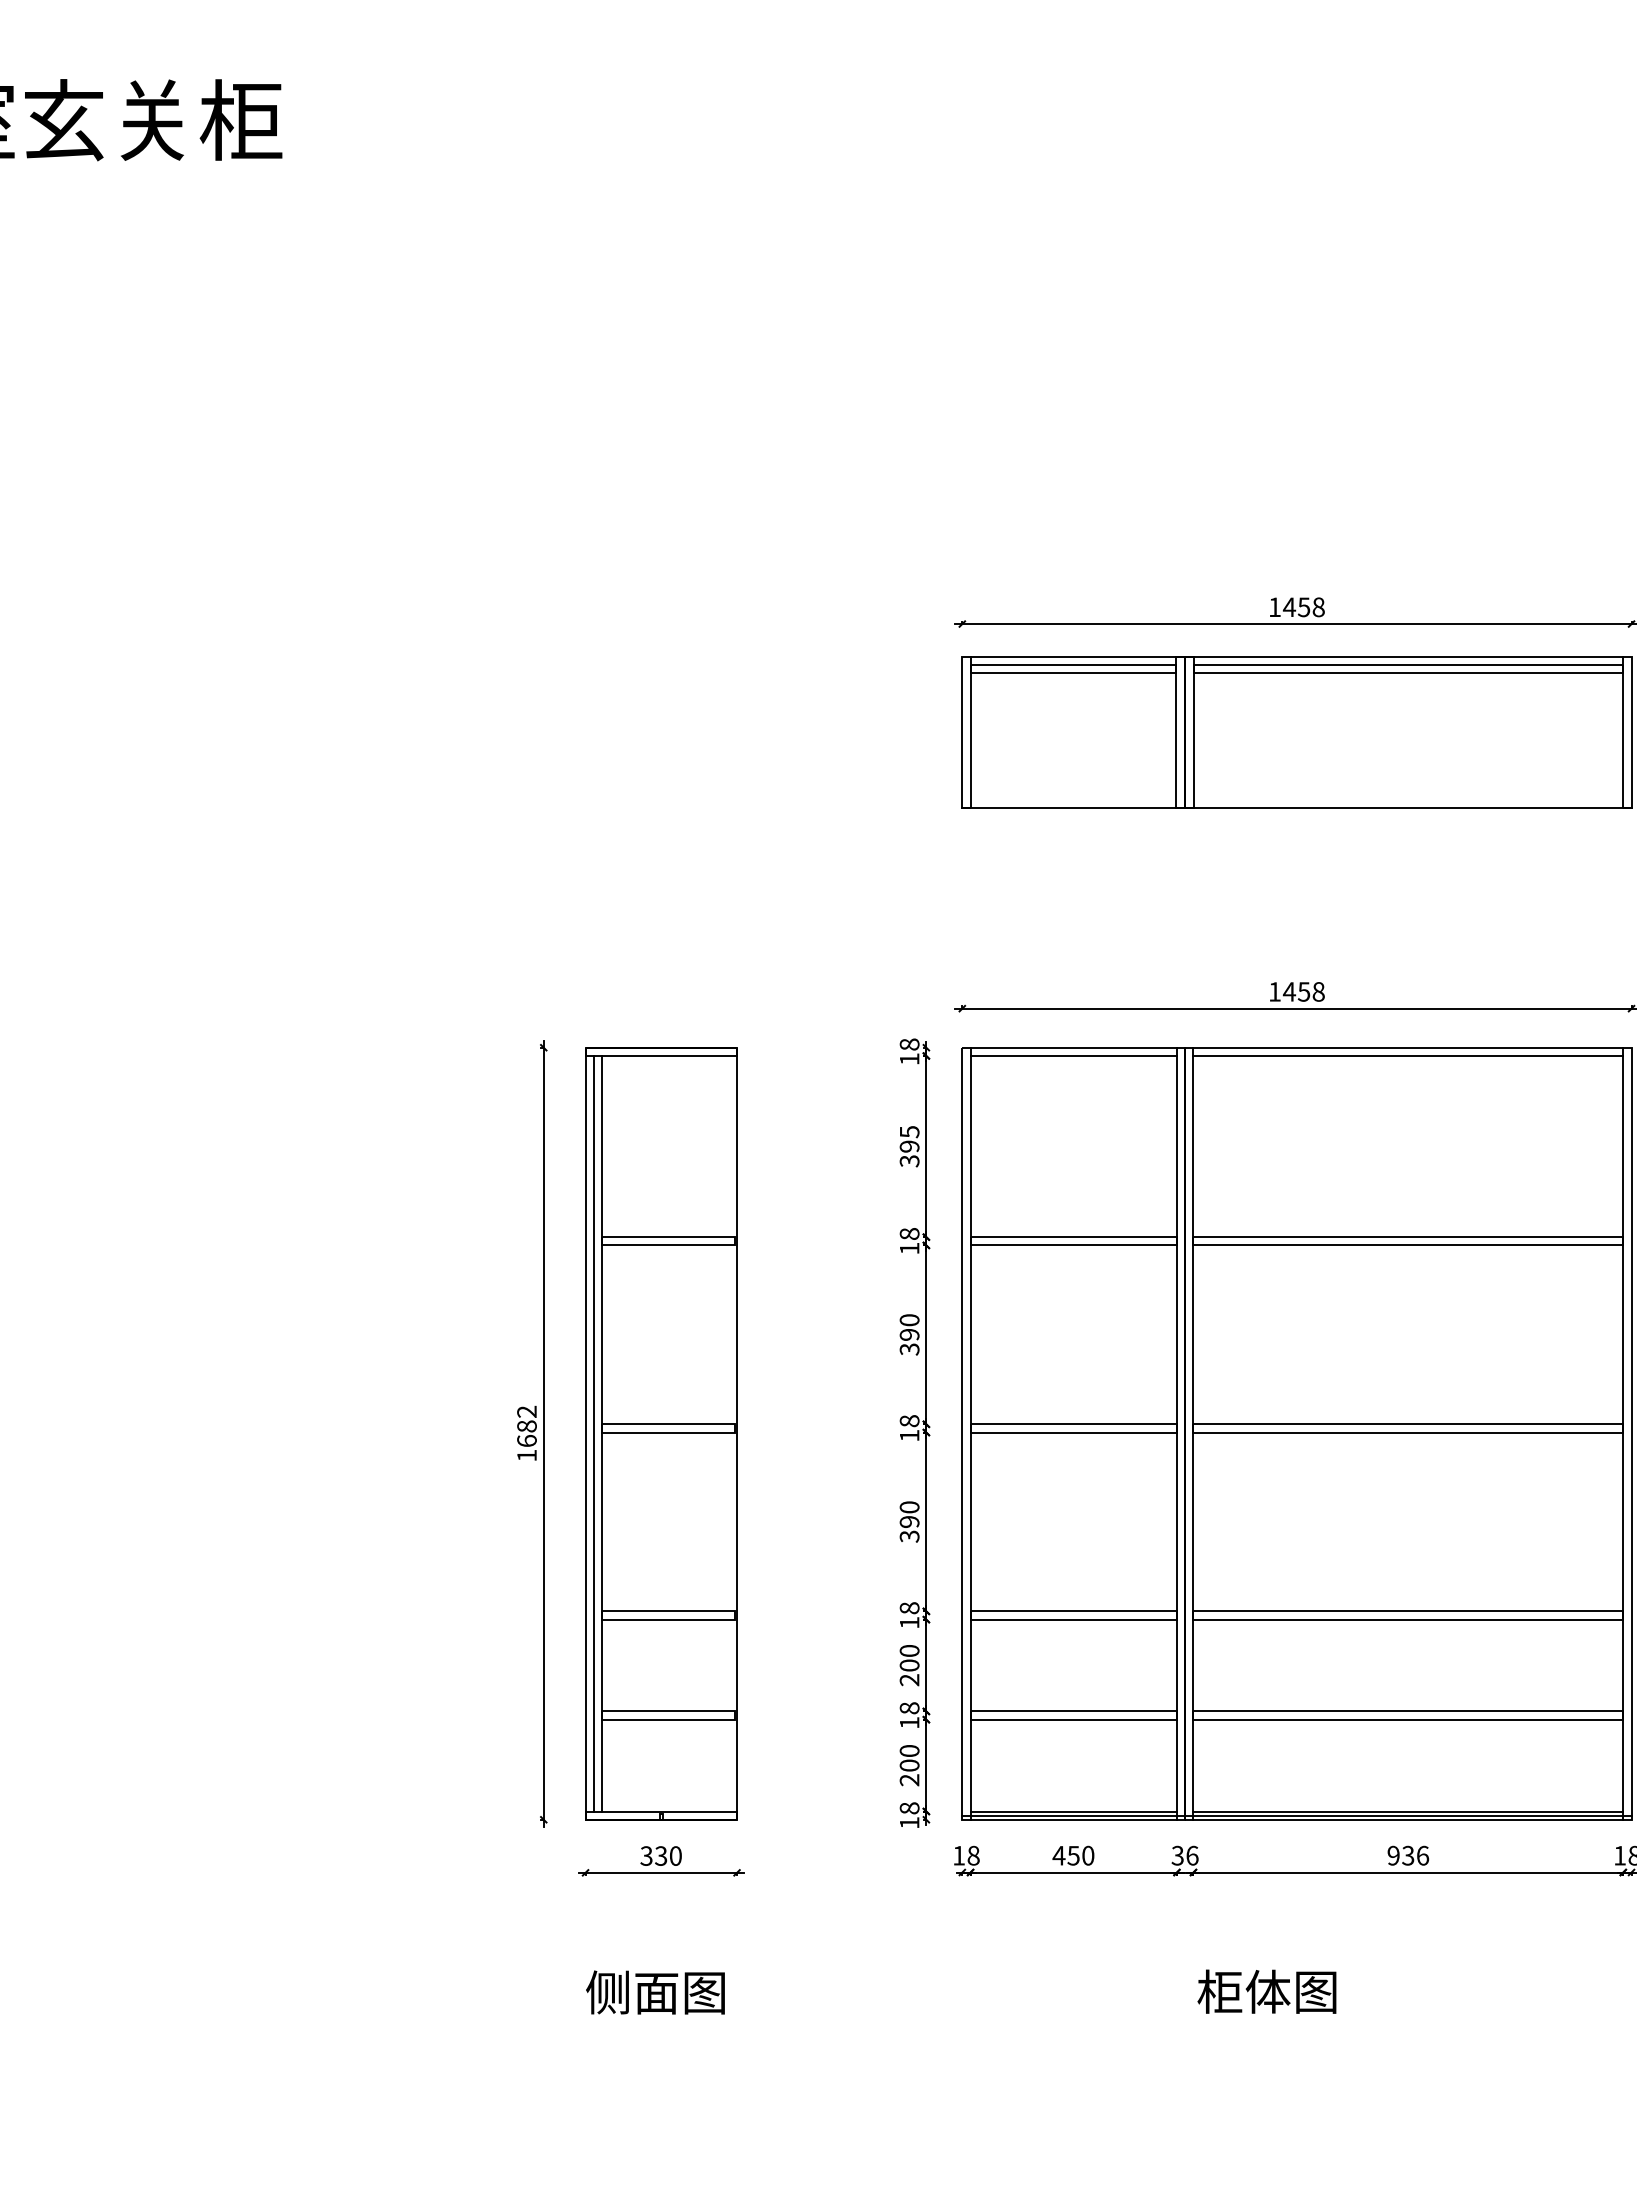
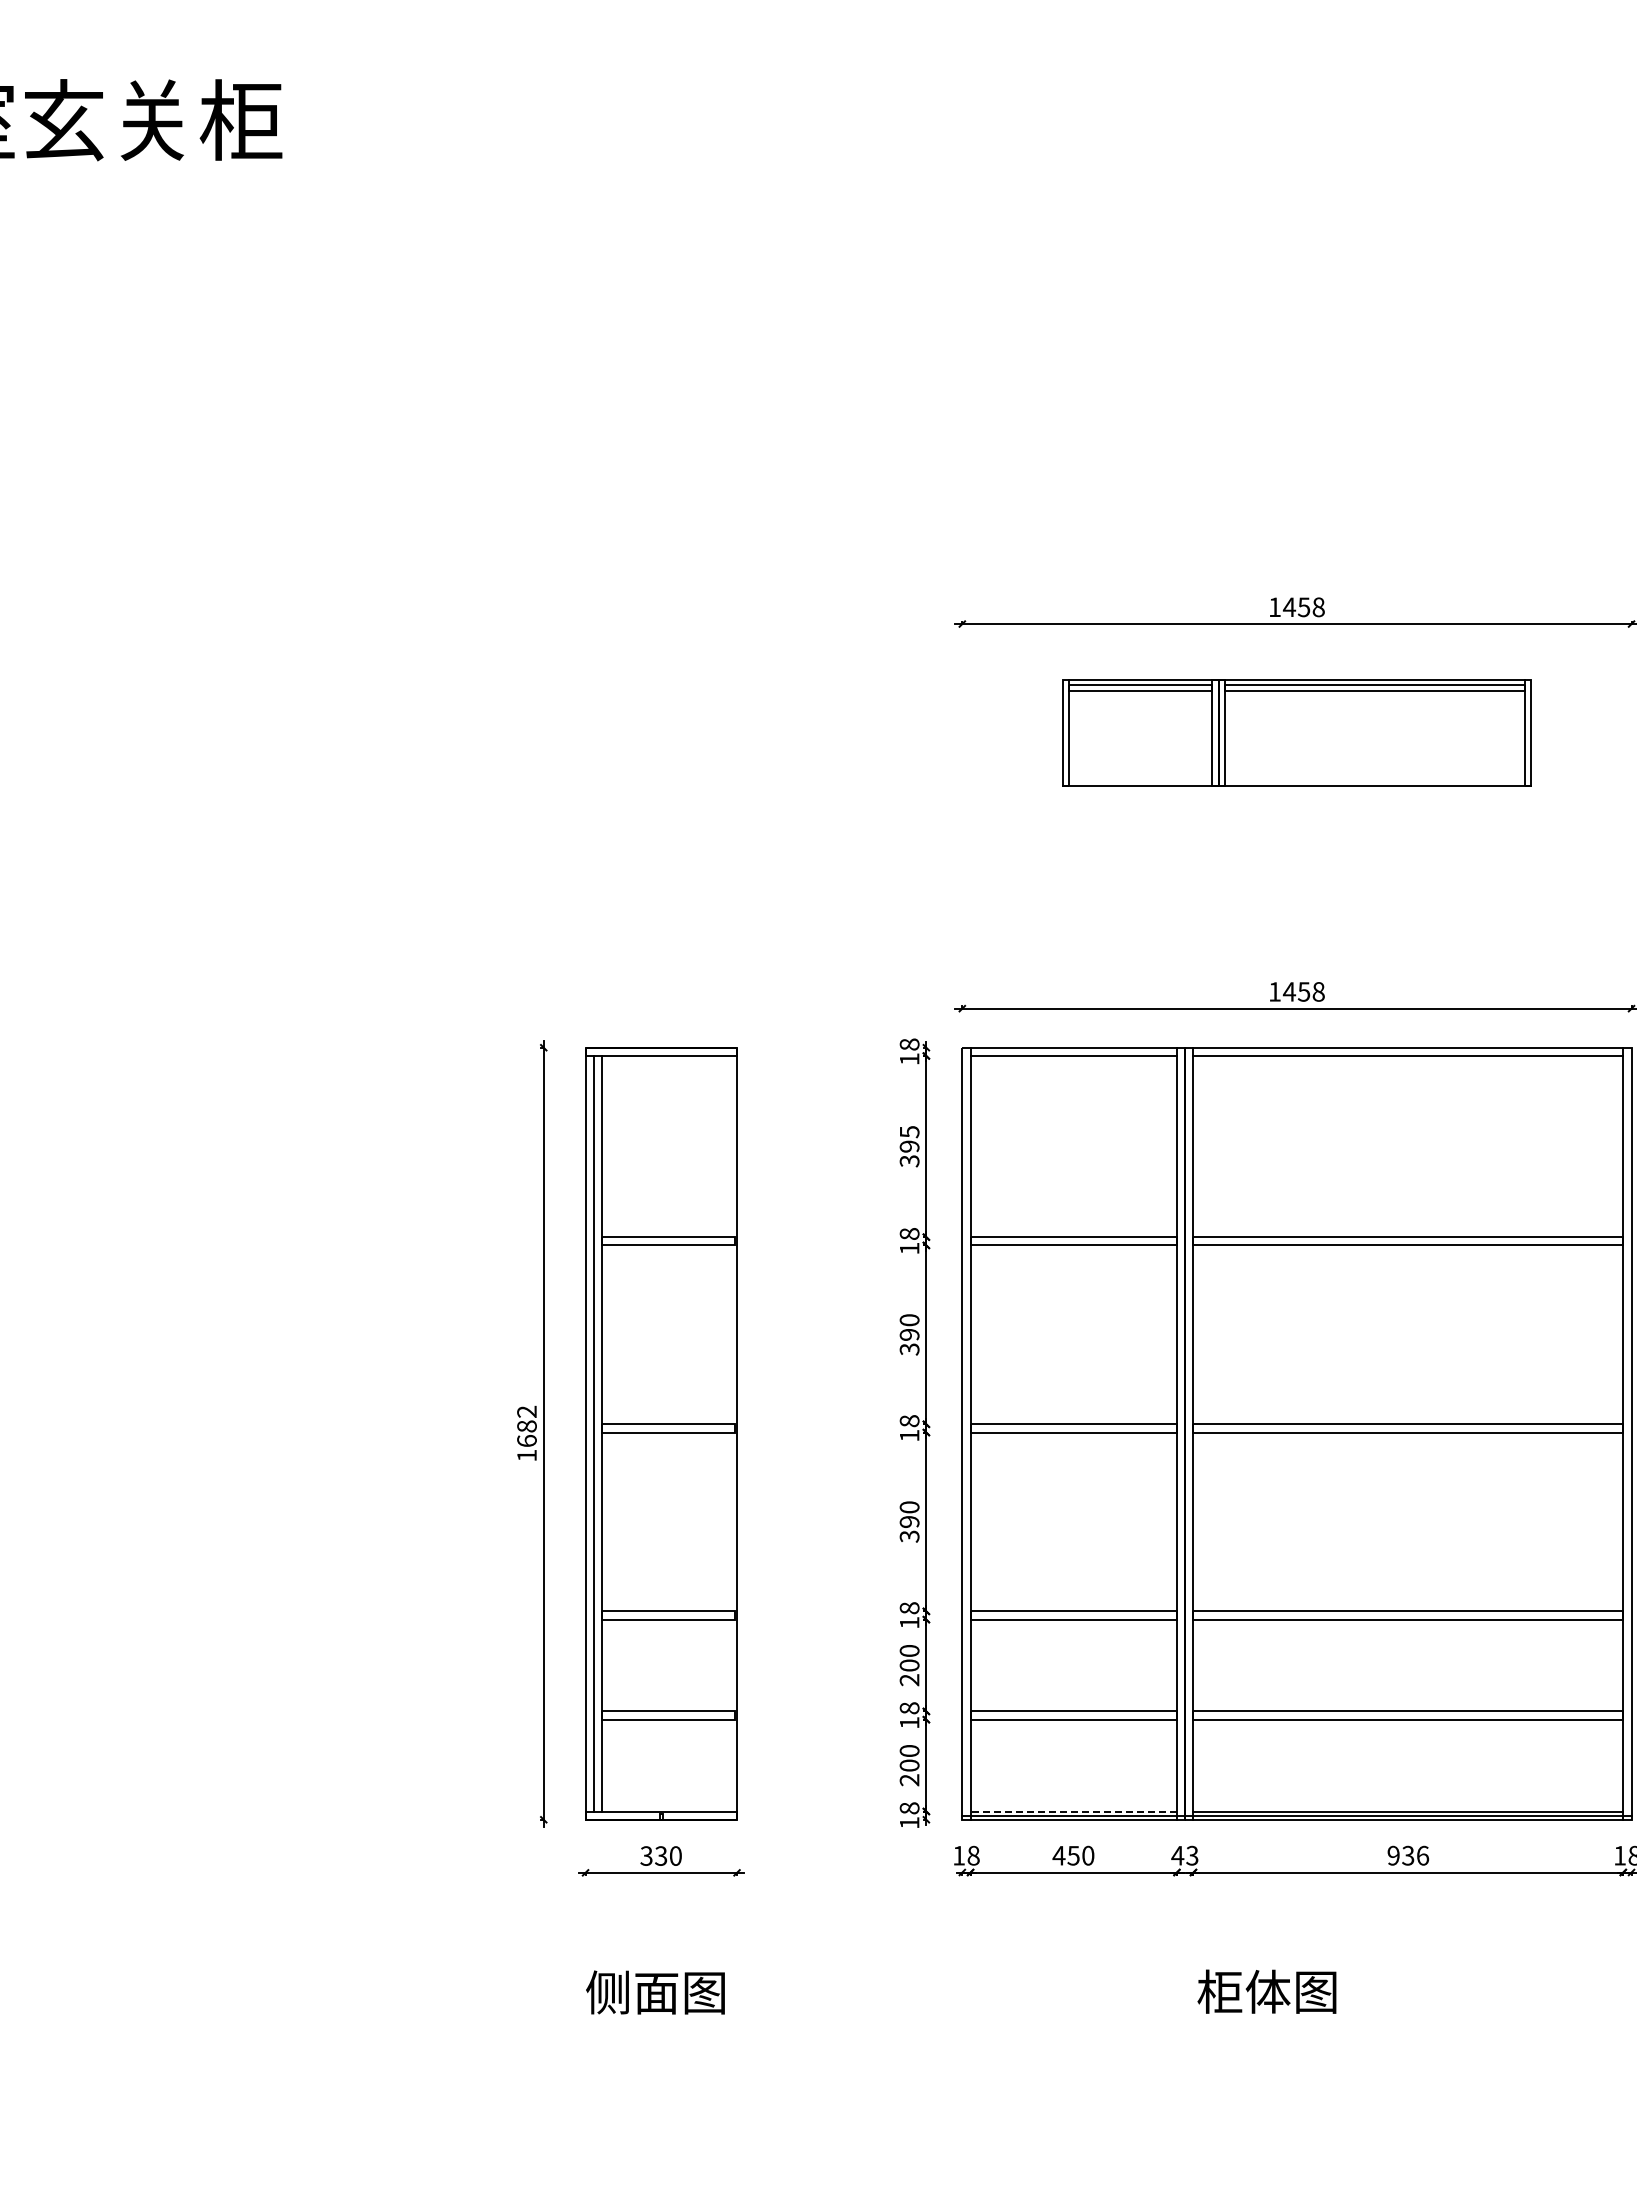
part size: 672x153 px -> 470x108 px (1296, 732)
line: solid -> dashed (1073, 1811)
text: 36 -> 43 (1184, 1855)
